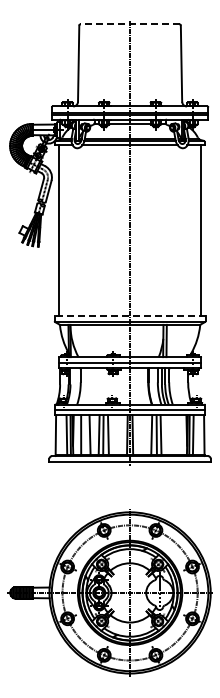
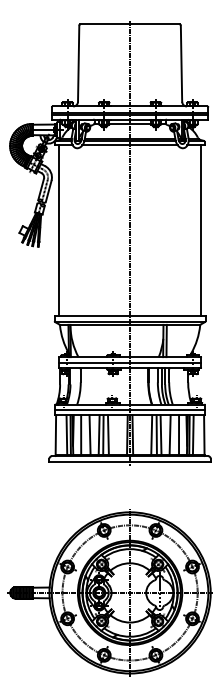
line: dashed -> solid (130, 24)
line: dashed -> solid (129, 316)
line: none -> present (169, 435)
line: none -> present (178, 435)
